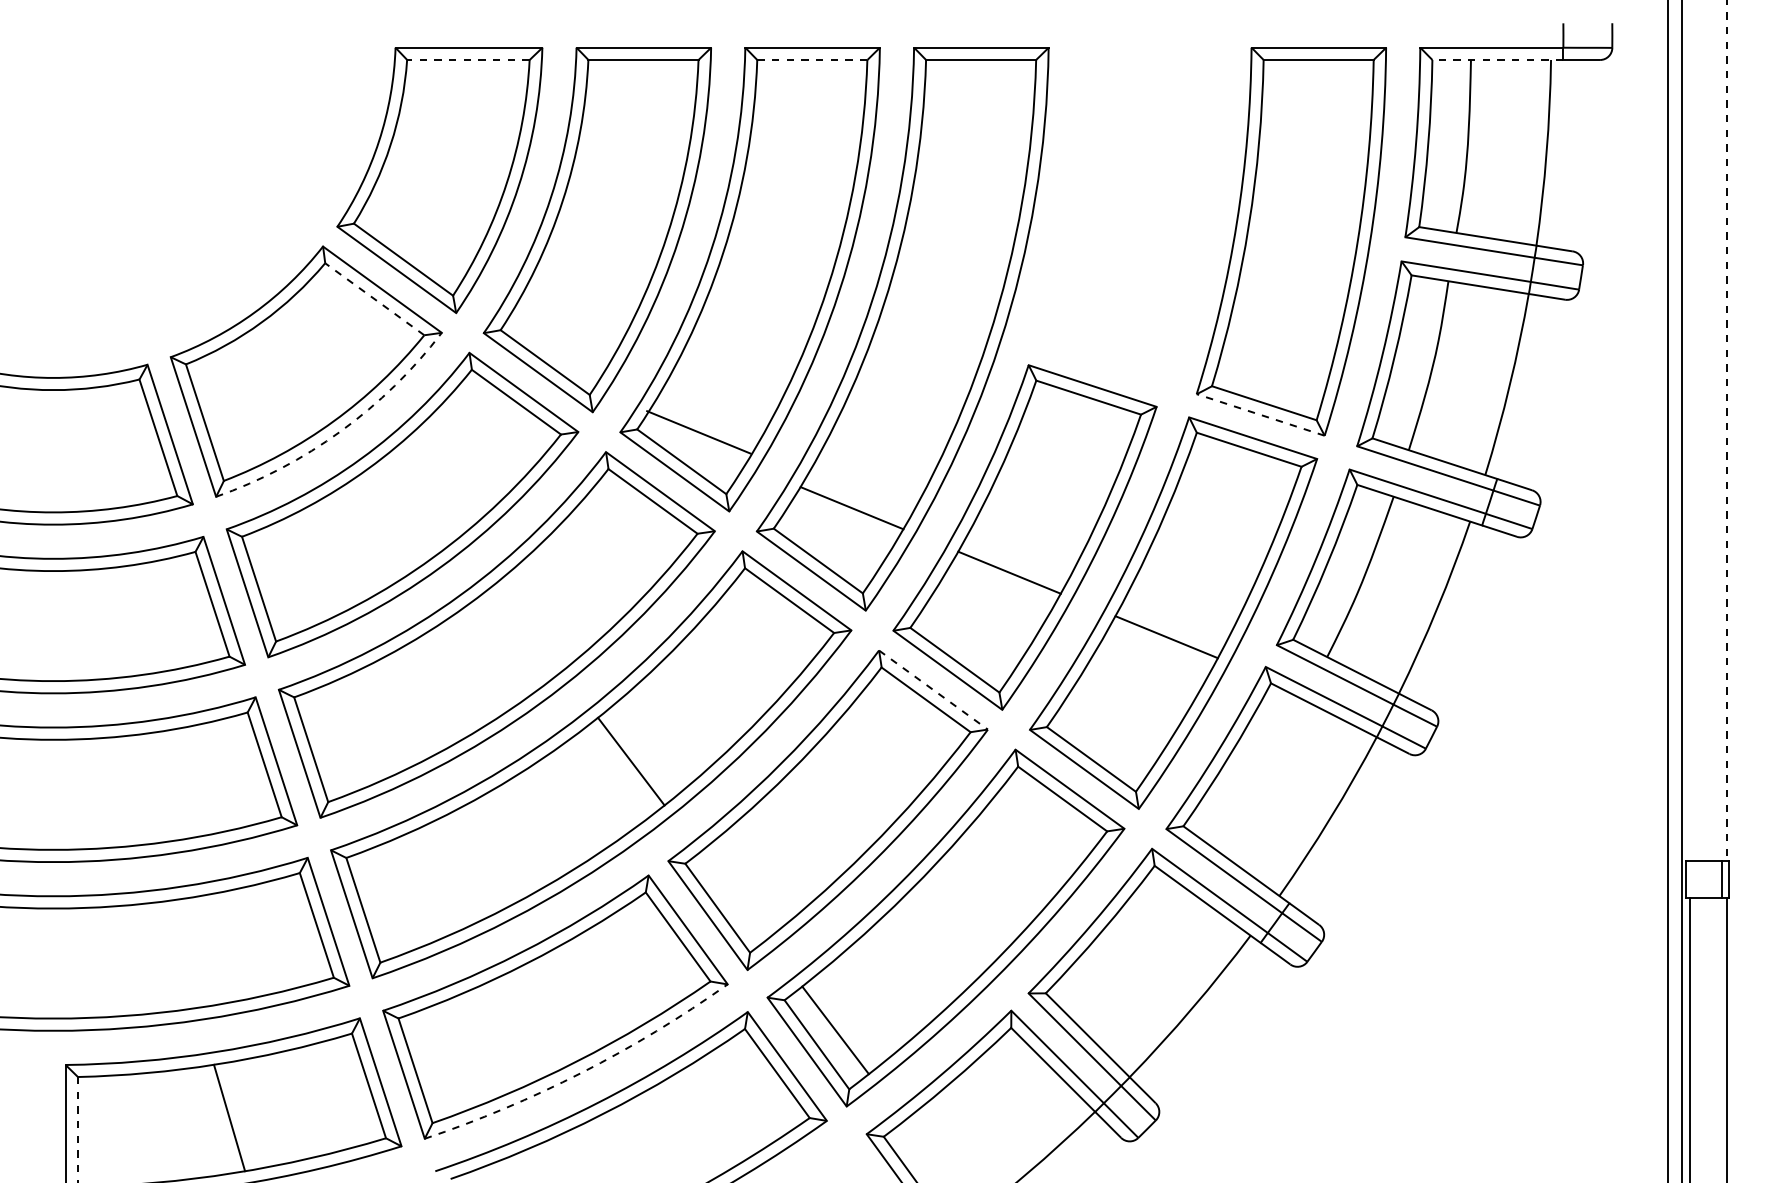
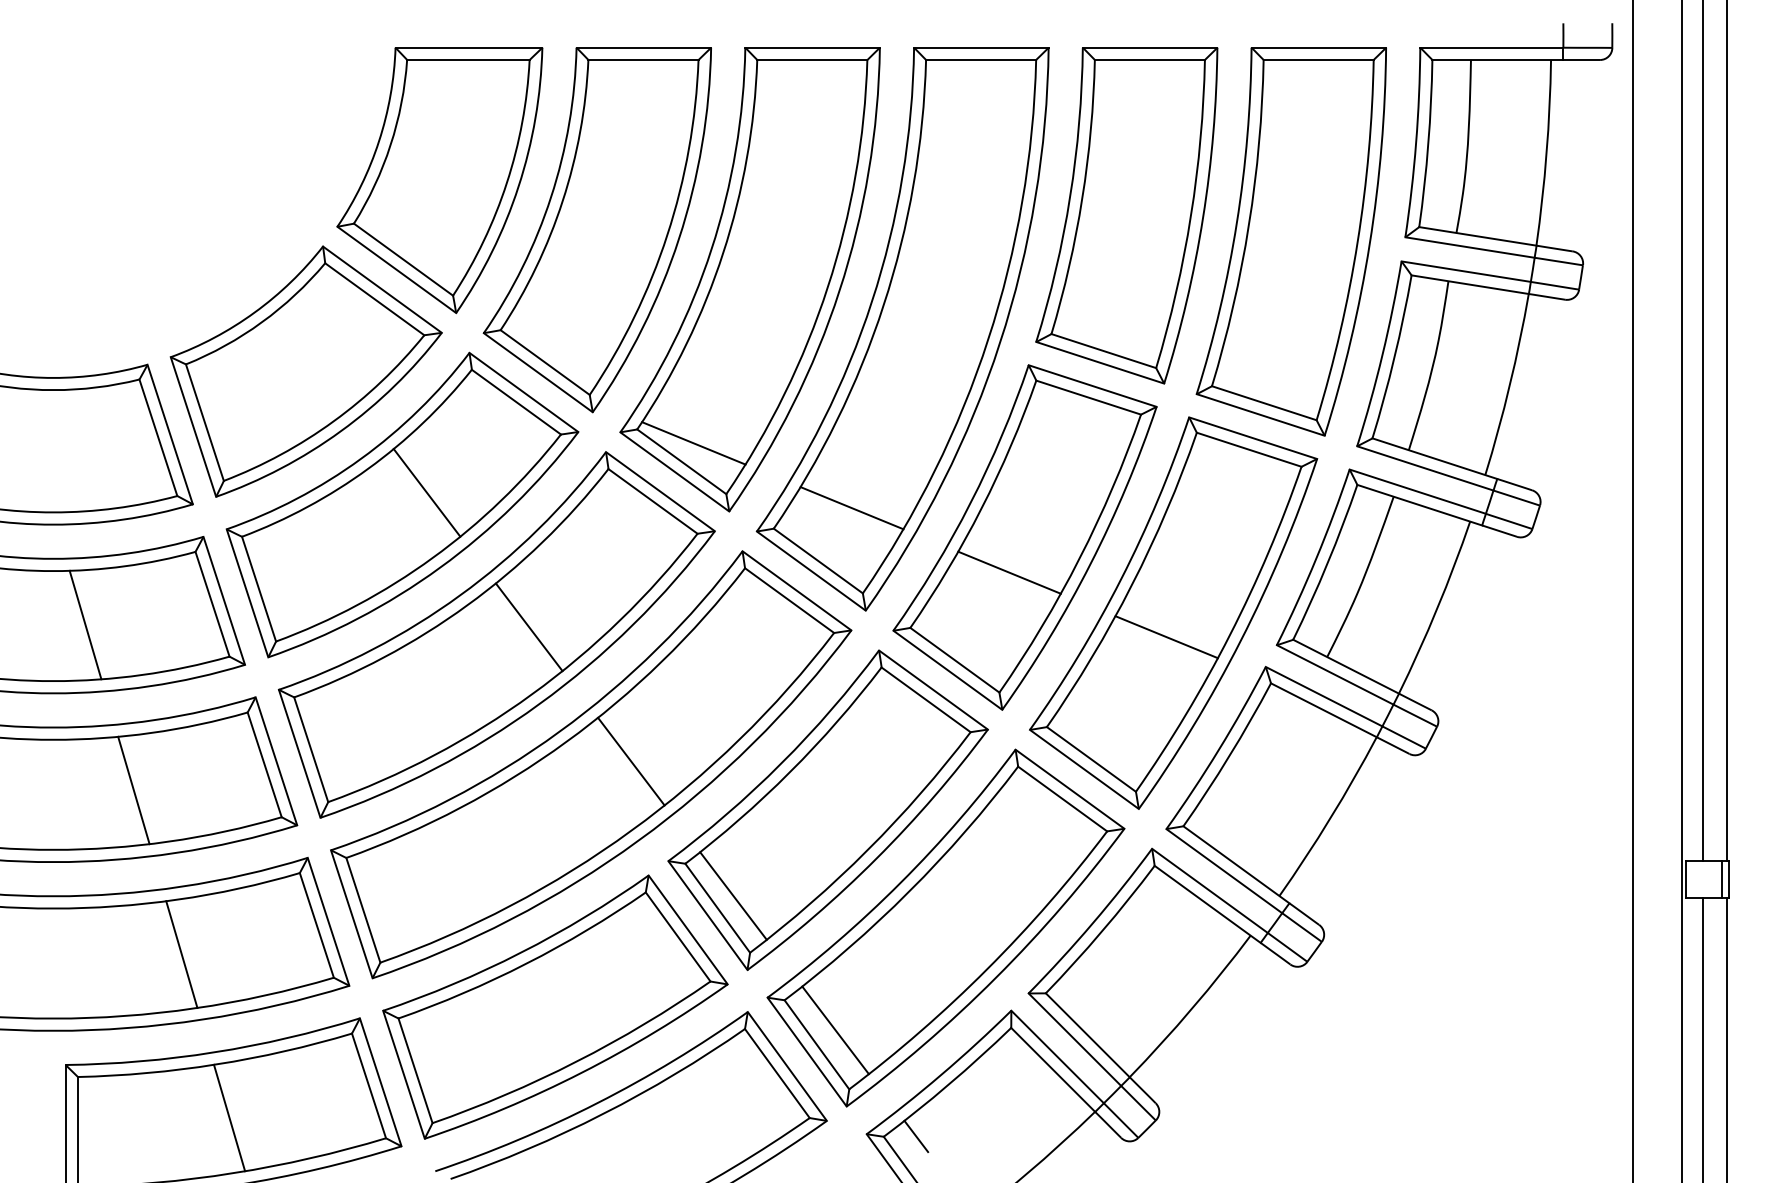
line: dashed -> solid (467, 60)
line: dashed -> solid (811, 60)
line: dashed -> solid (1497, 60)
part: none -> present (1126, 215)
line: dashed -> solid (374, 298)
line: dashed -> solid (1260, 414)
line: dashed -> solid (1727, 430)
arc: dashed -> solid (340, 431)
line: none -> present (1702, 431)
line position: (698, 432) -> (693, 443) (693, 443)
line: none -> present (426, 492)
line position: (1668, 590) -> (1633, 590) (1633, 590)
line: none -> present (85, 624)
line: none -> present (528, 627)
line: dashed -> solid (933, 690)
line: none -> present (133, 790)
line: none -> present (733, 895)
line: none -> present (181, 954)
line position: (1689, 1038) -> (1702, 1038) (1702, 1038)
arc: dashed -> solid (581, 1072)
line: dashed -> solid (77, 1129)
line: none -> present (916, 1136)
